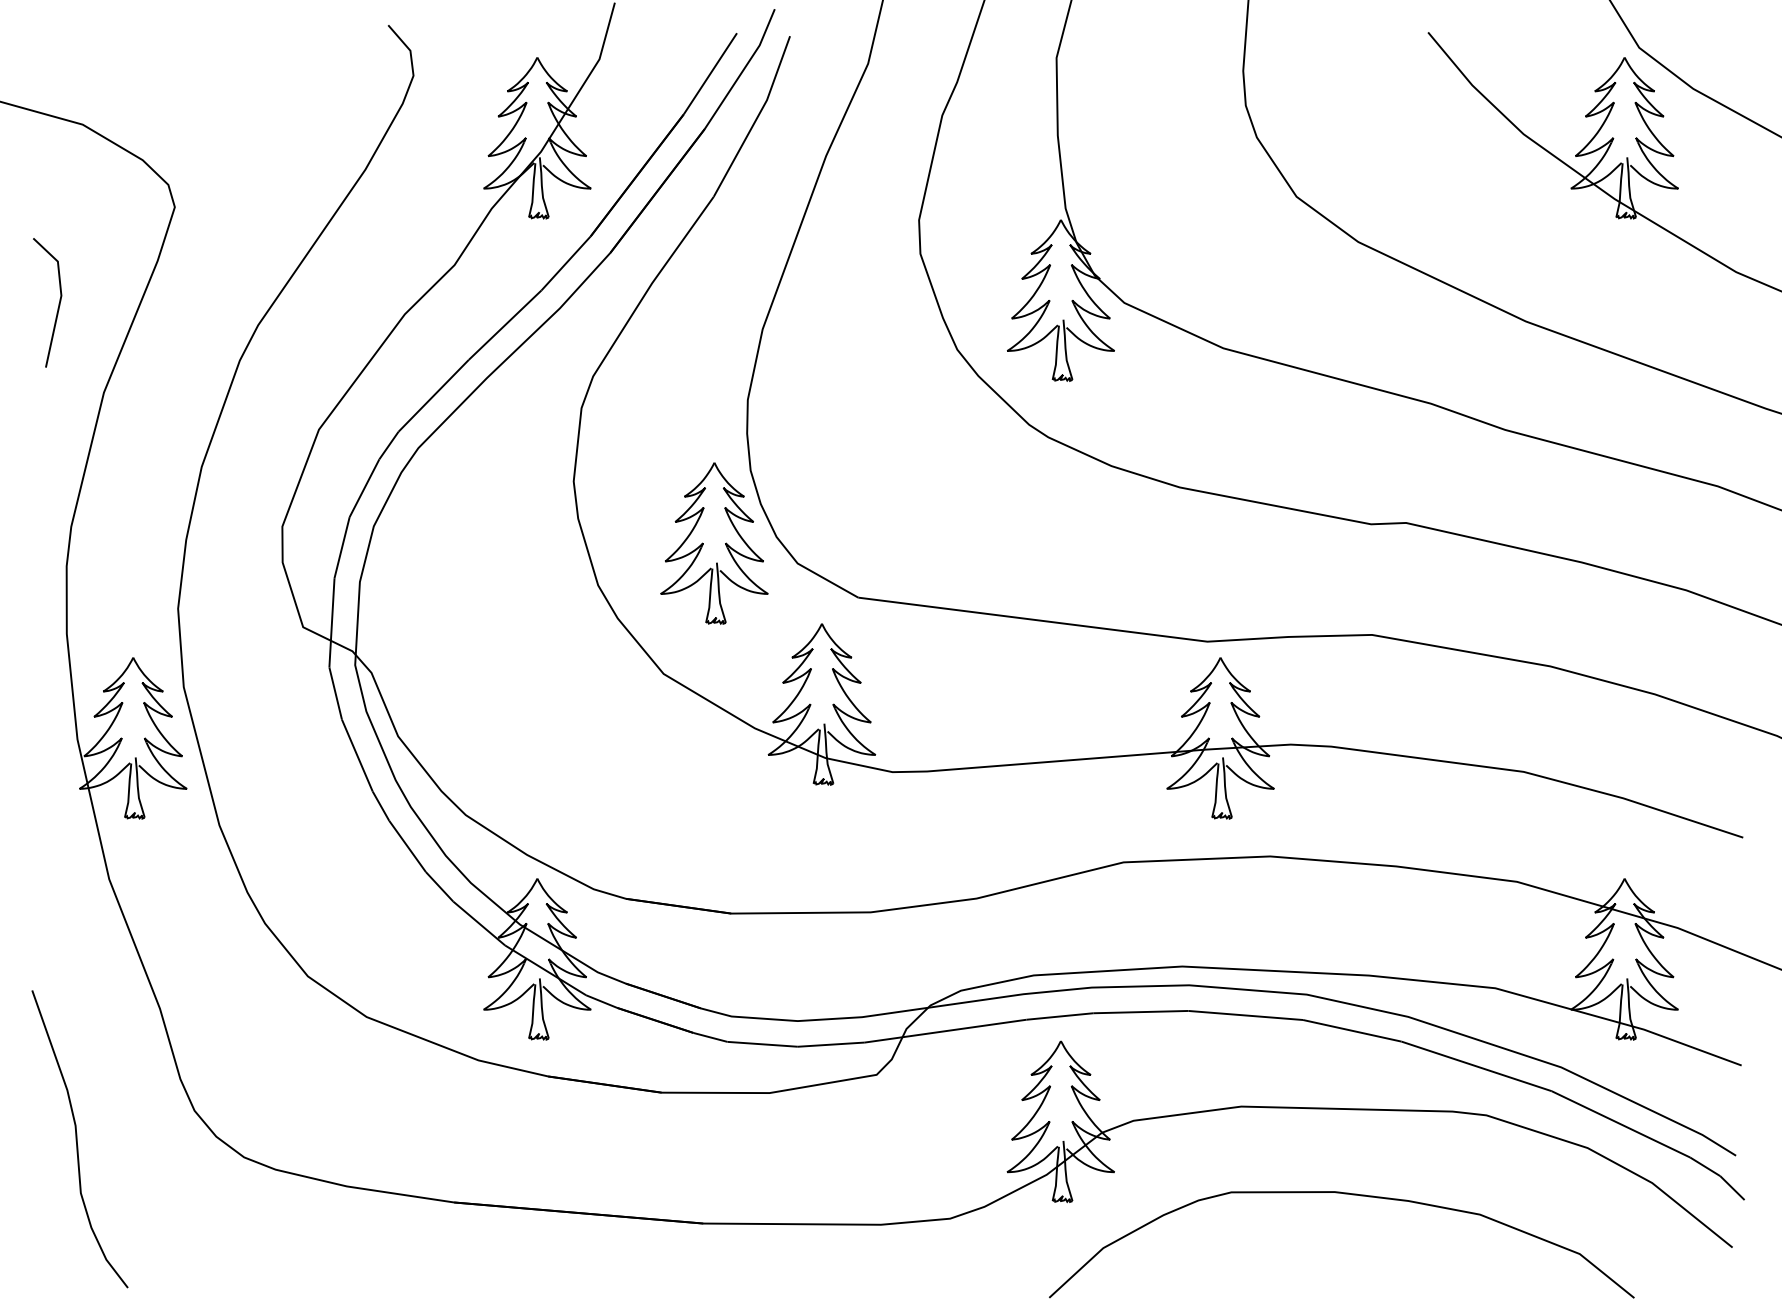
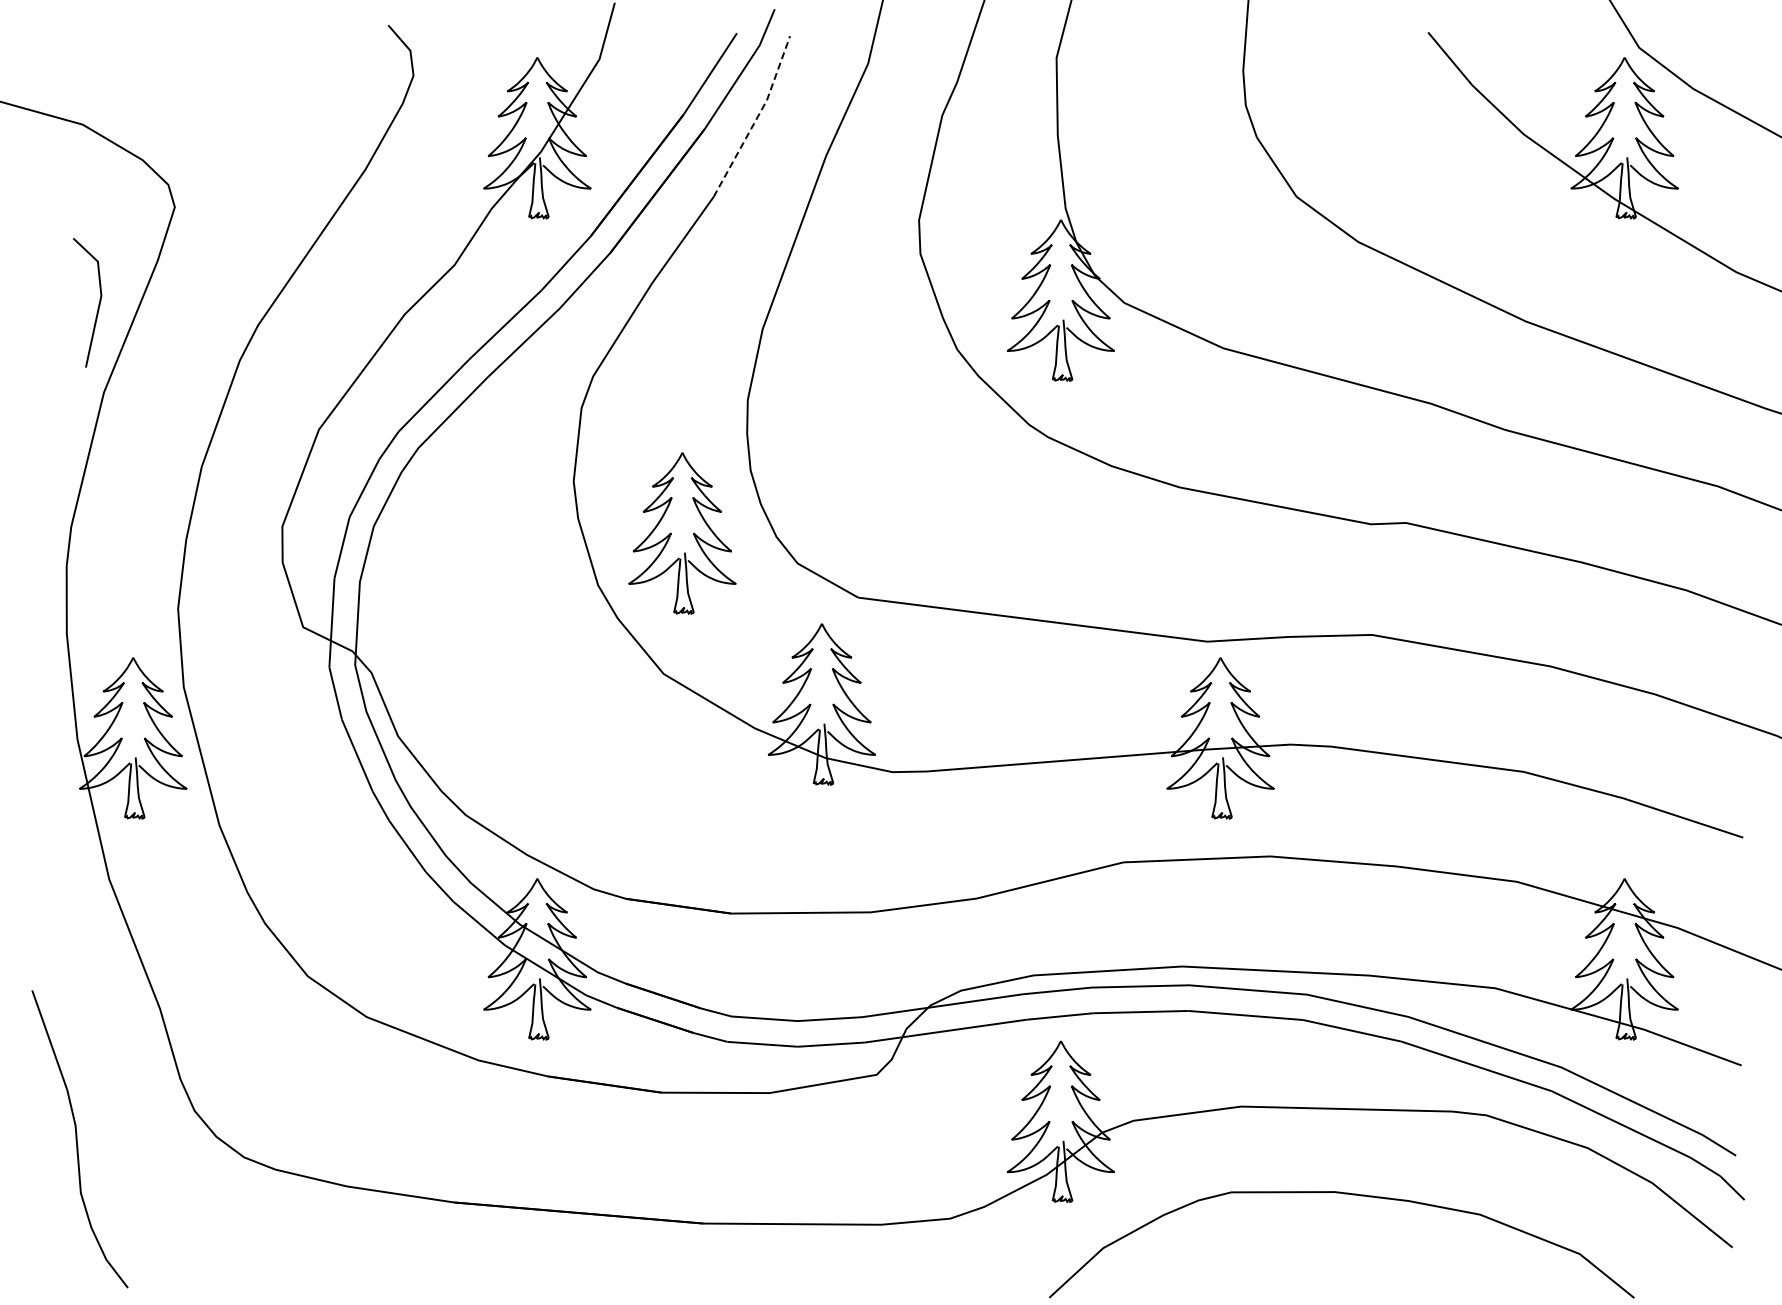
line: solid -> dashed (757, 117)
line position: (58, 303) -> (98, 303) (98, 303)
part position: (714, 543) -> (682, 533) (682, 533)
